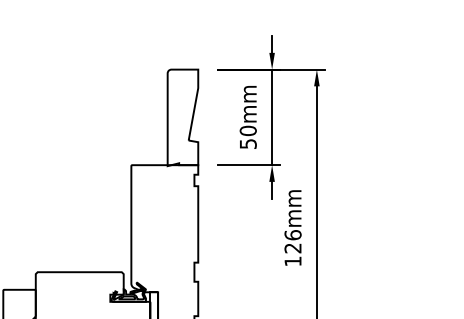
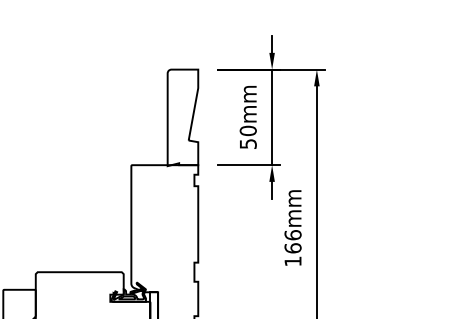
text: 126mm -> 166mm (292, 248)
